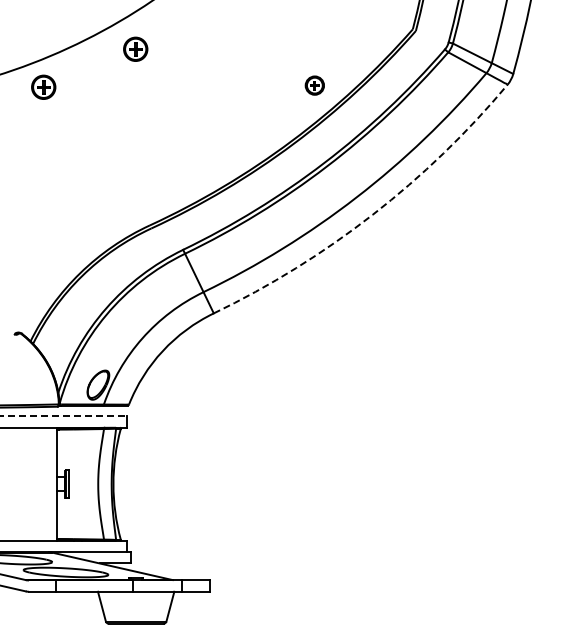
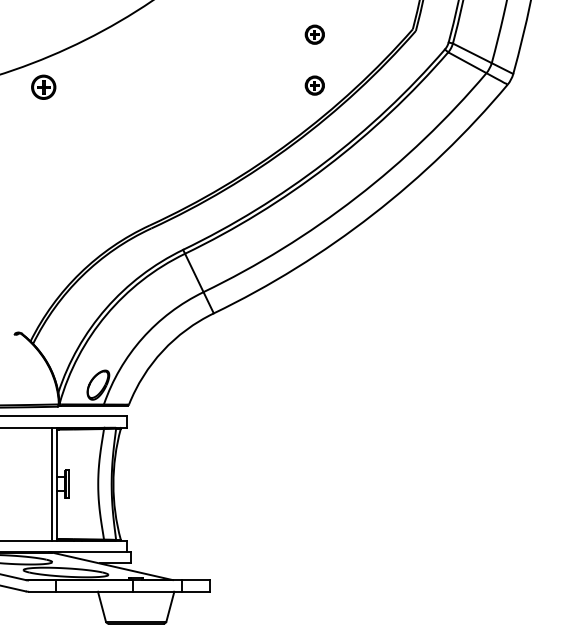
part: none -> present (314, 34)
part: present -> none (135, 48)
arc: dashed -> solid (372, 214)
line: dashed -> solid (63, 416)
line: none -> present (51, 483)
